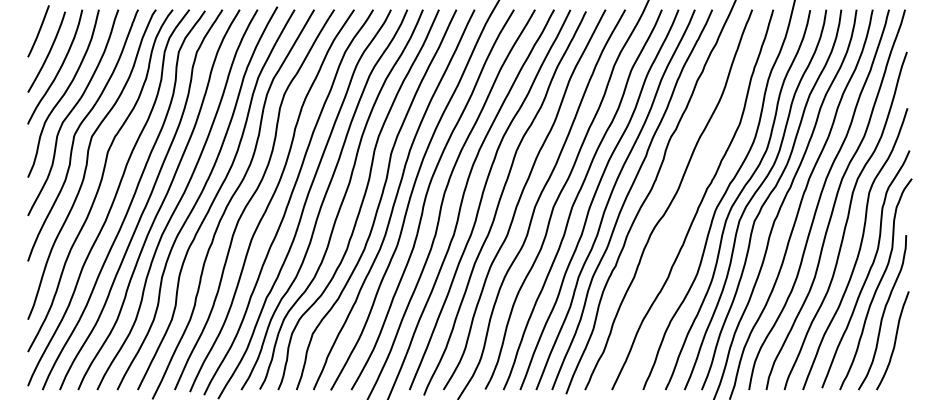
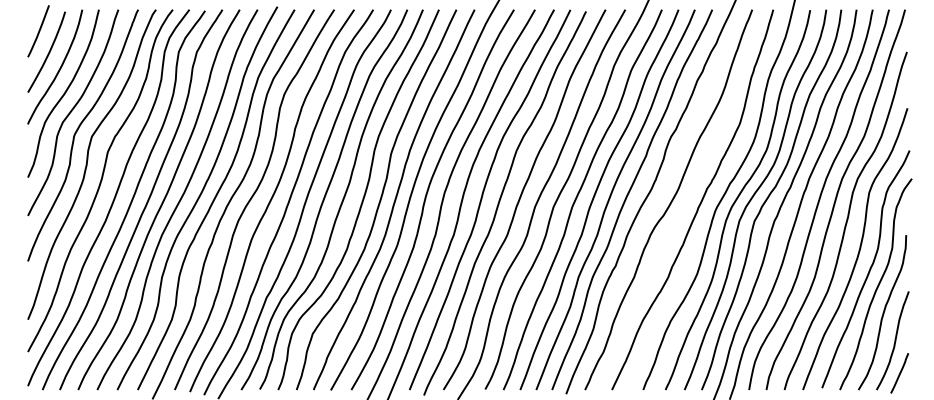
line: none -> present (899, 373)
